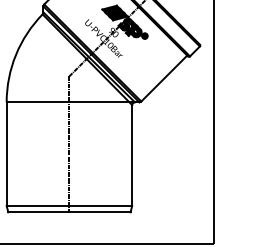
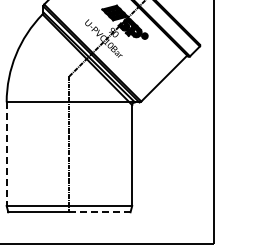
line: solid -> dashed (6, 154)
line: solid -> dashed (99, 212)
